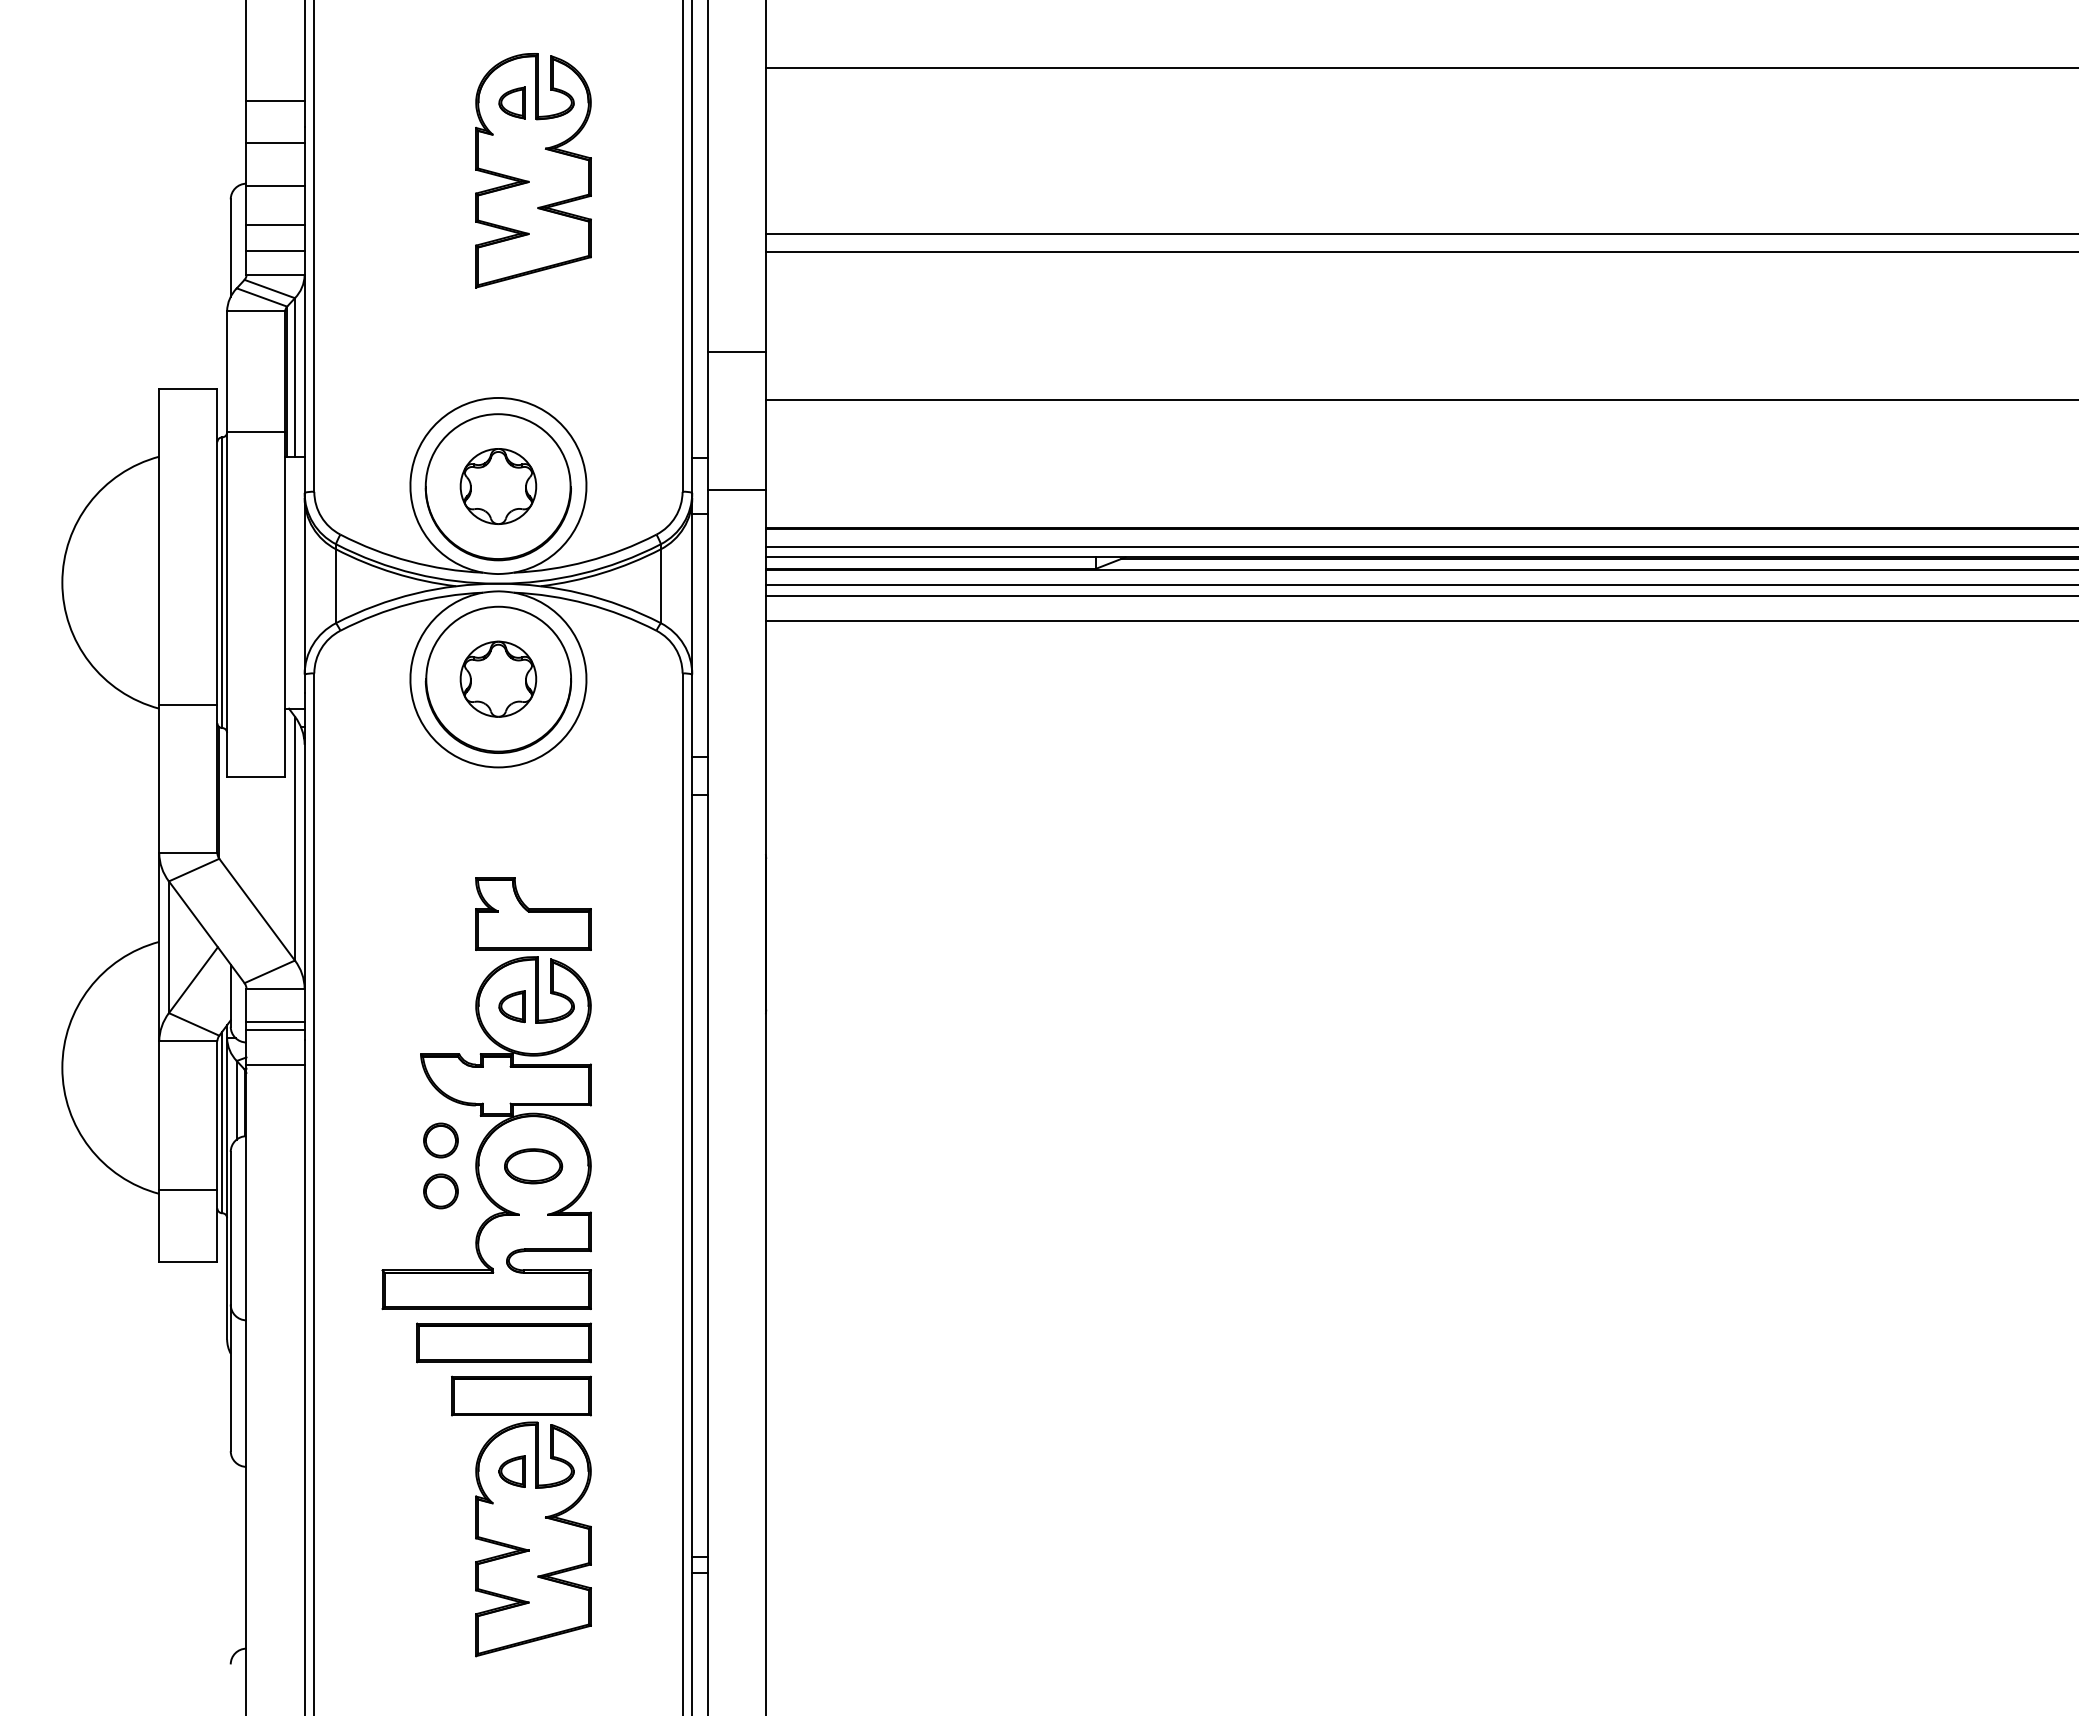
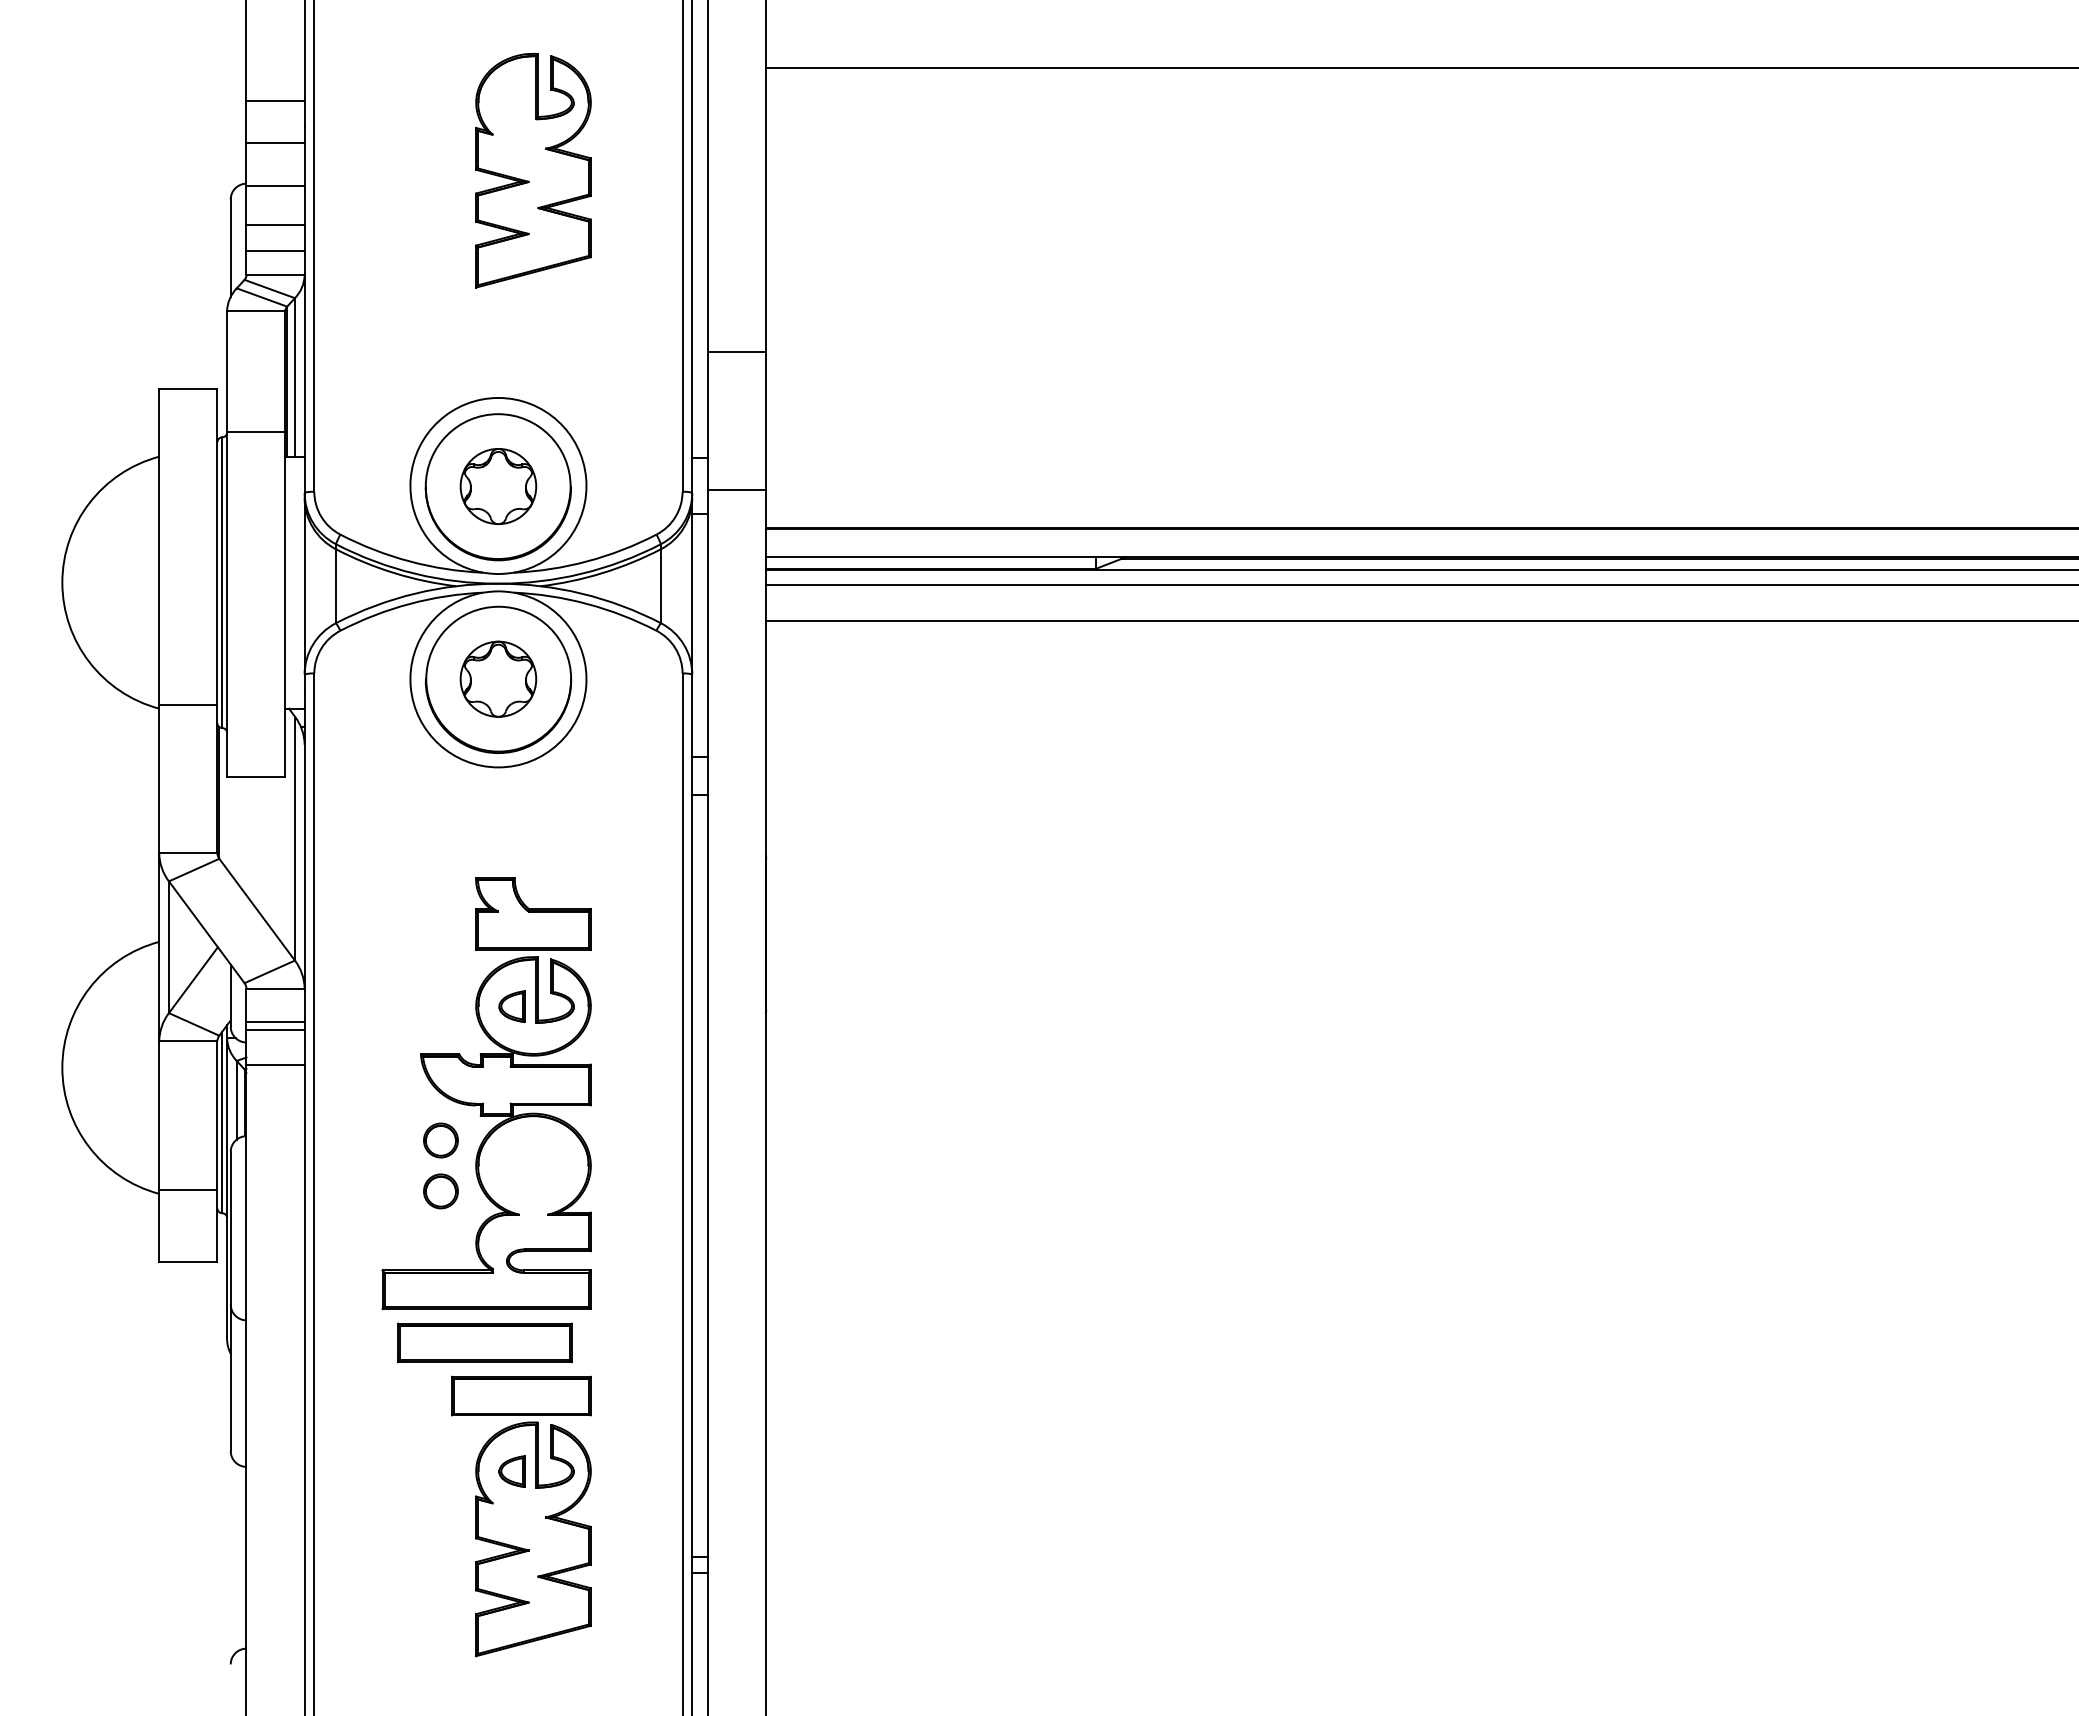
part: present -> none (511, 102)
line: present -> none (1420, 233)
line: present -> none (1420, 252)
line: present -> none (1420, 400)
line: present -> none (1420, 547)
line: present -> none (1420, 595)
part: present -> none (533, 1166)
part position: (503, 1342) -> (484, 1342) (484, 1342)
